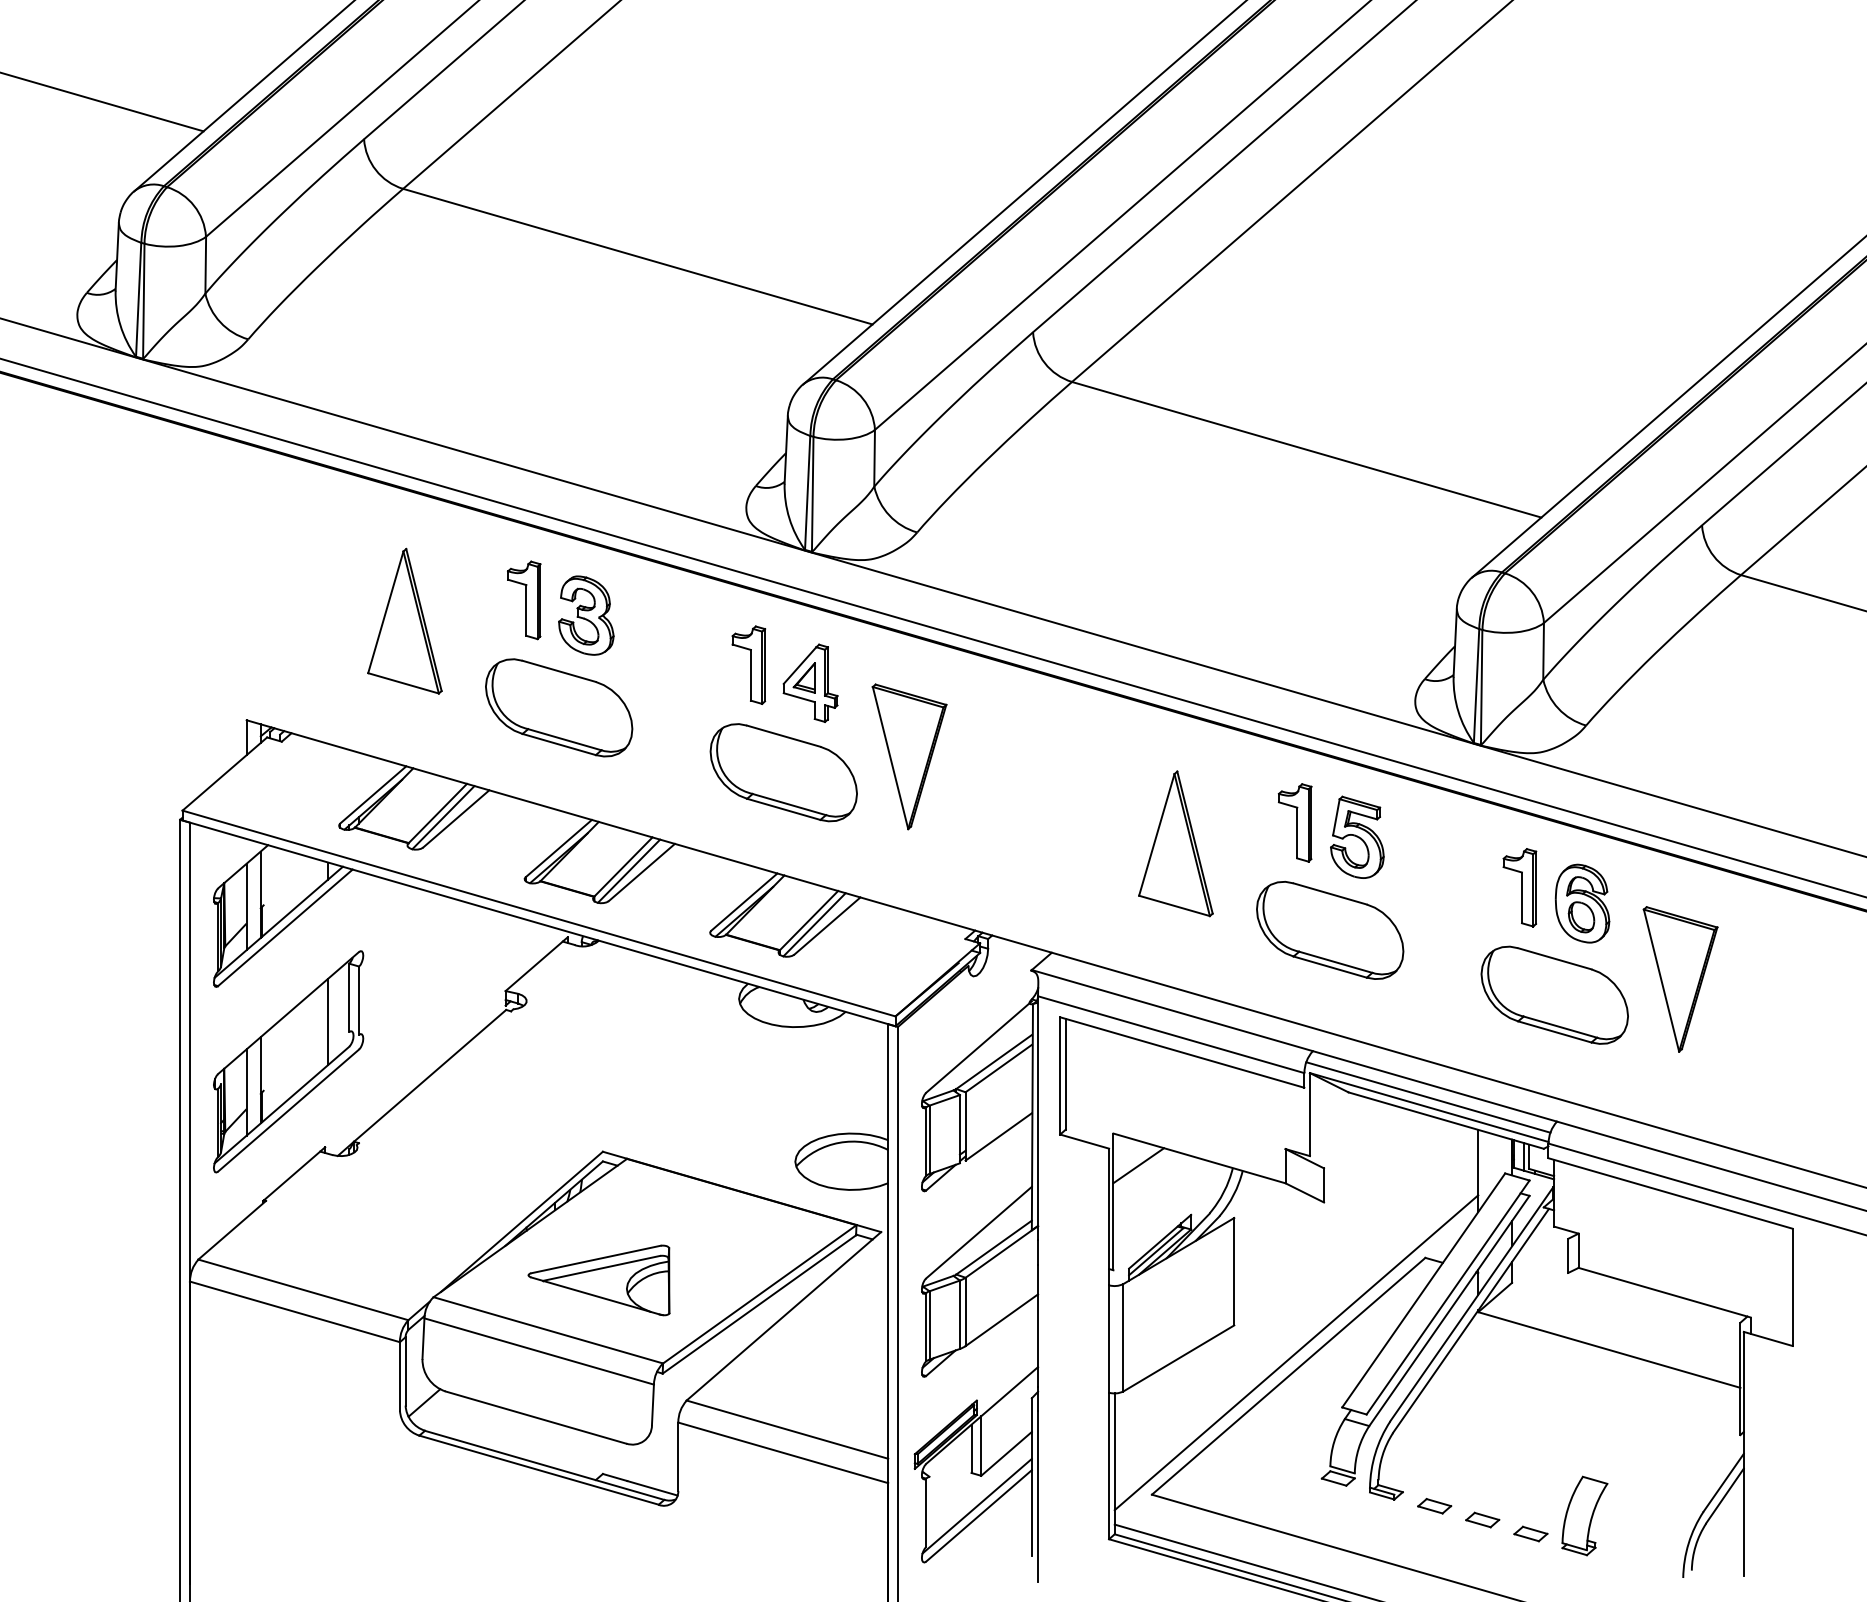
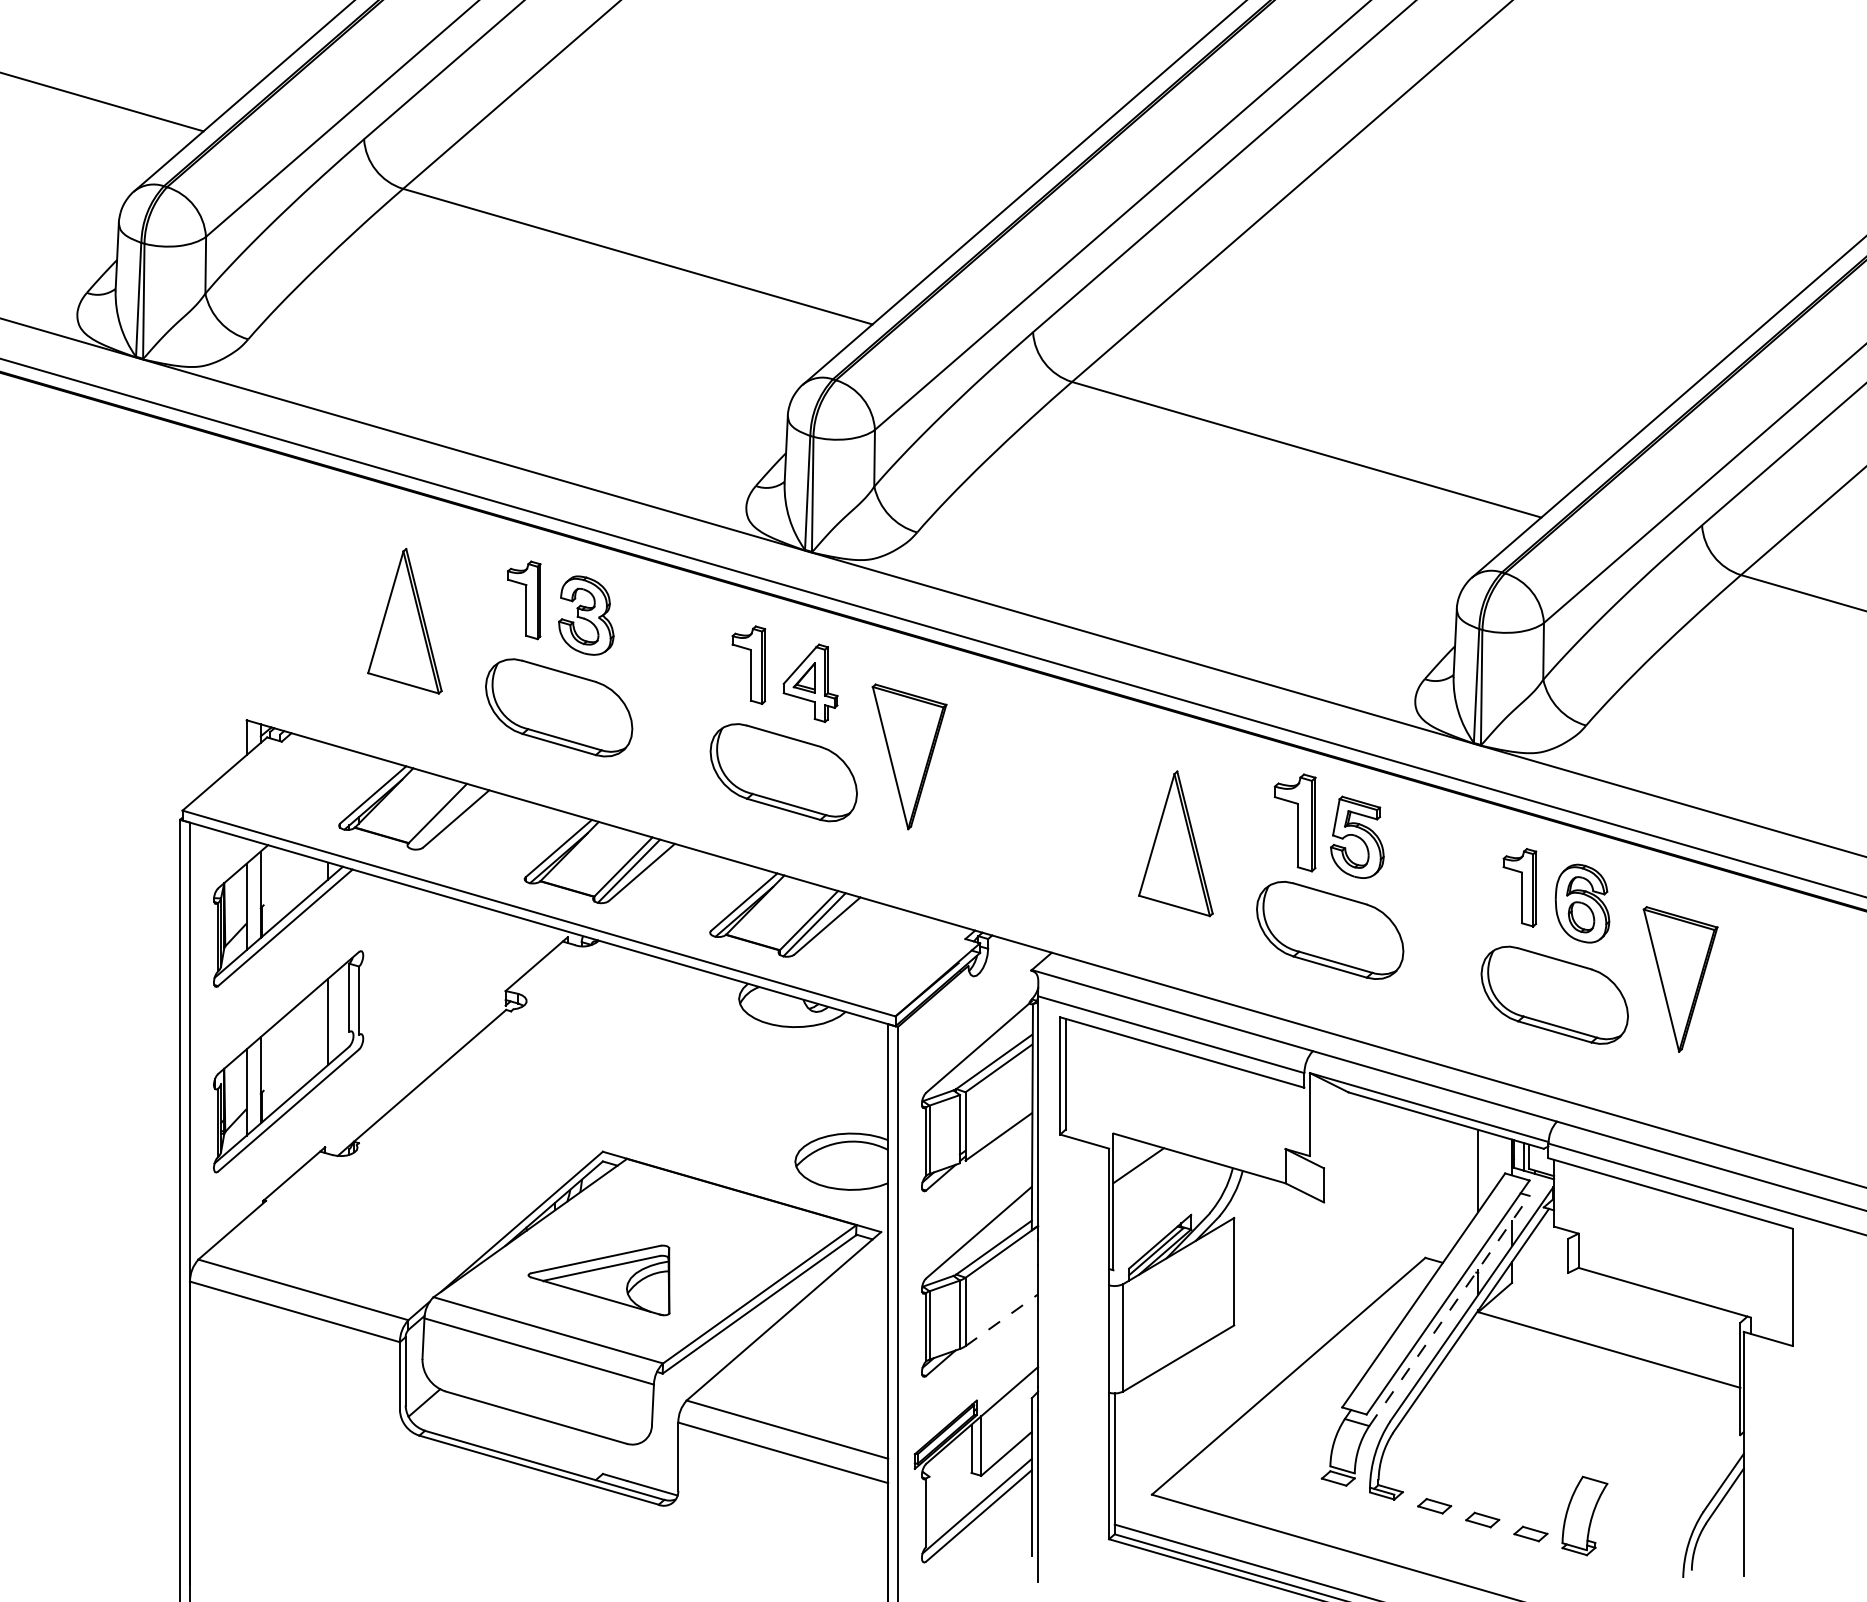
line: present -> none (443, 817)
part size: 36x80 px -> 44x100 px (1294, 822)
line: present -> none (1428, 1097)
line: solid -> dashed (1449, 1310)
line: solid -> dashed (1001, 1320)
line: present -> none (1296, 1352)
